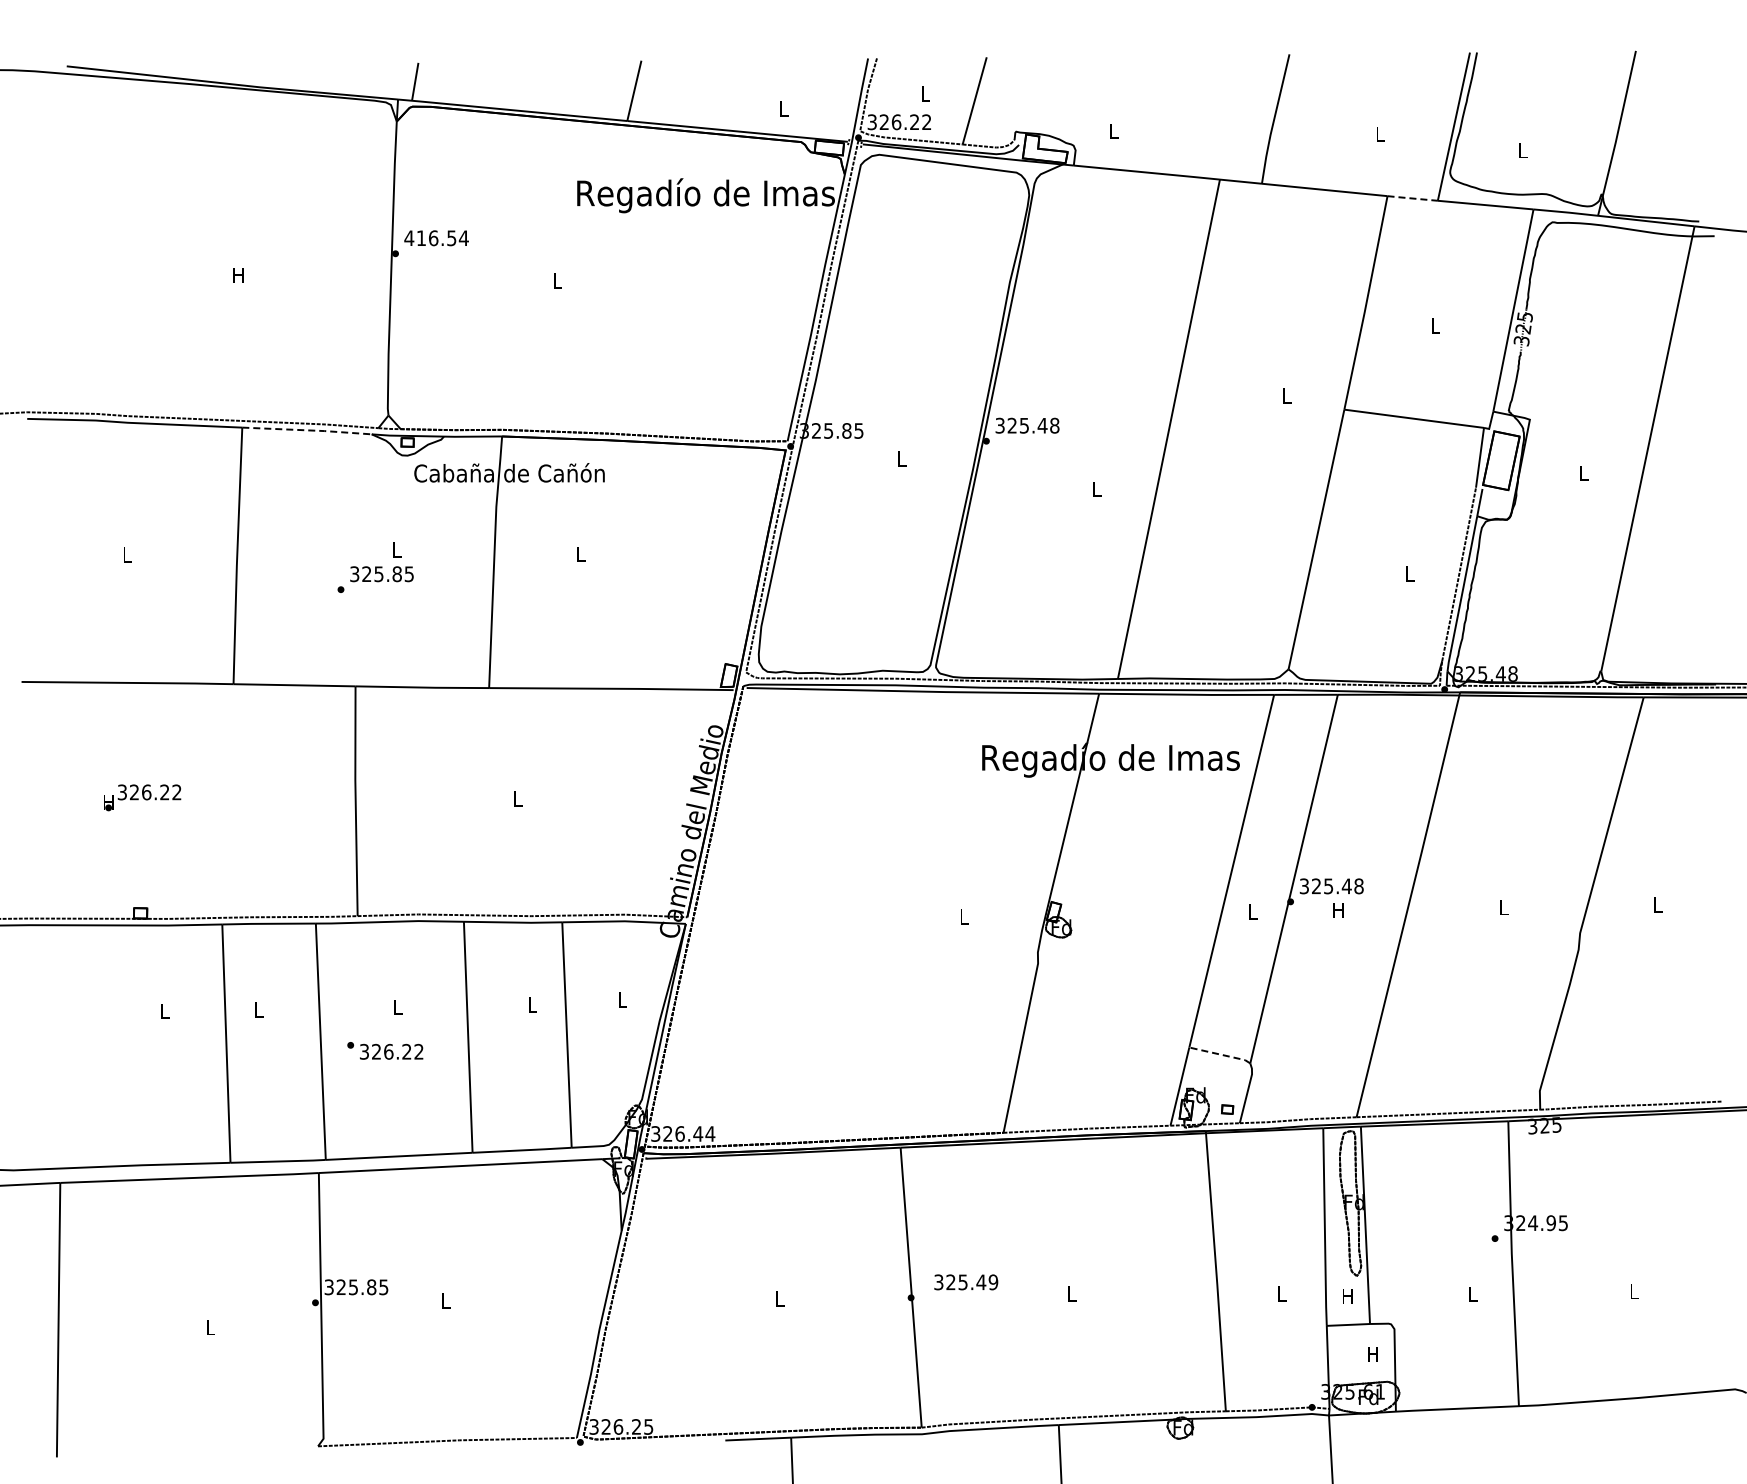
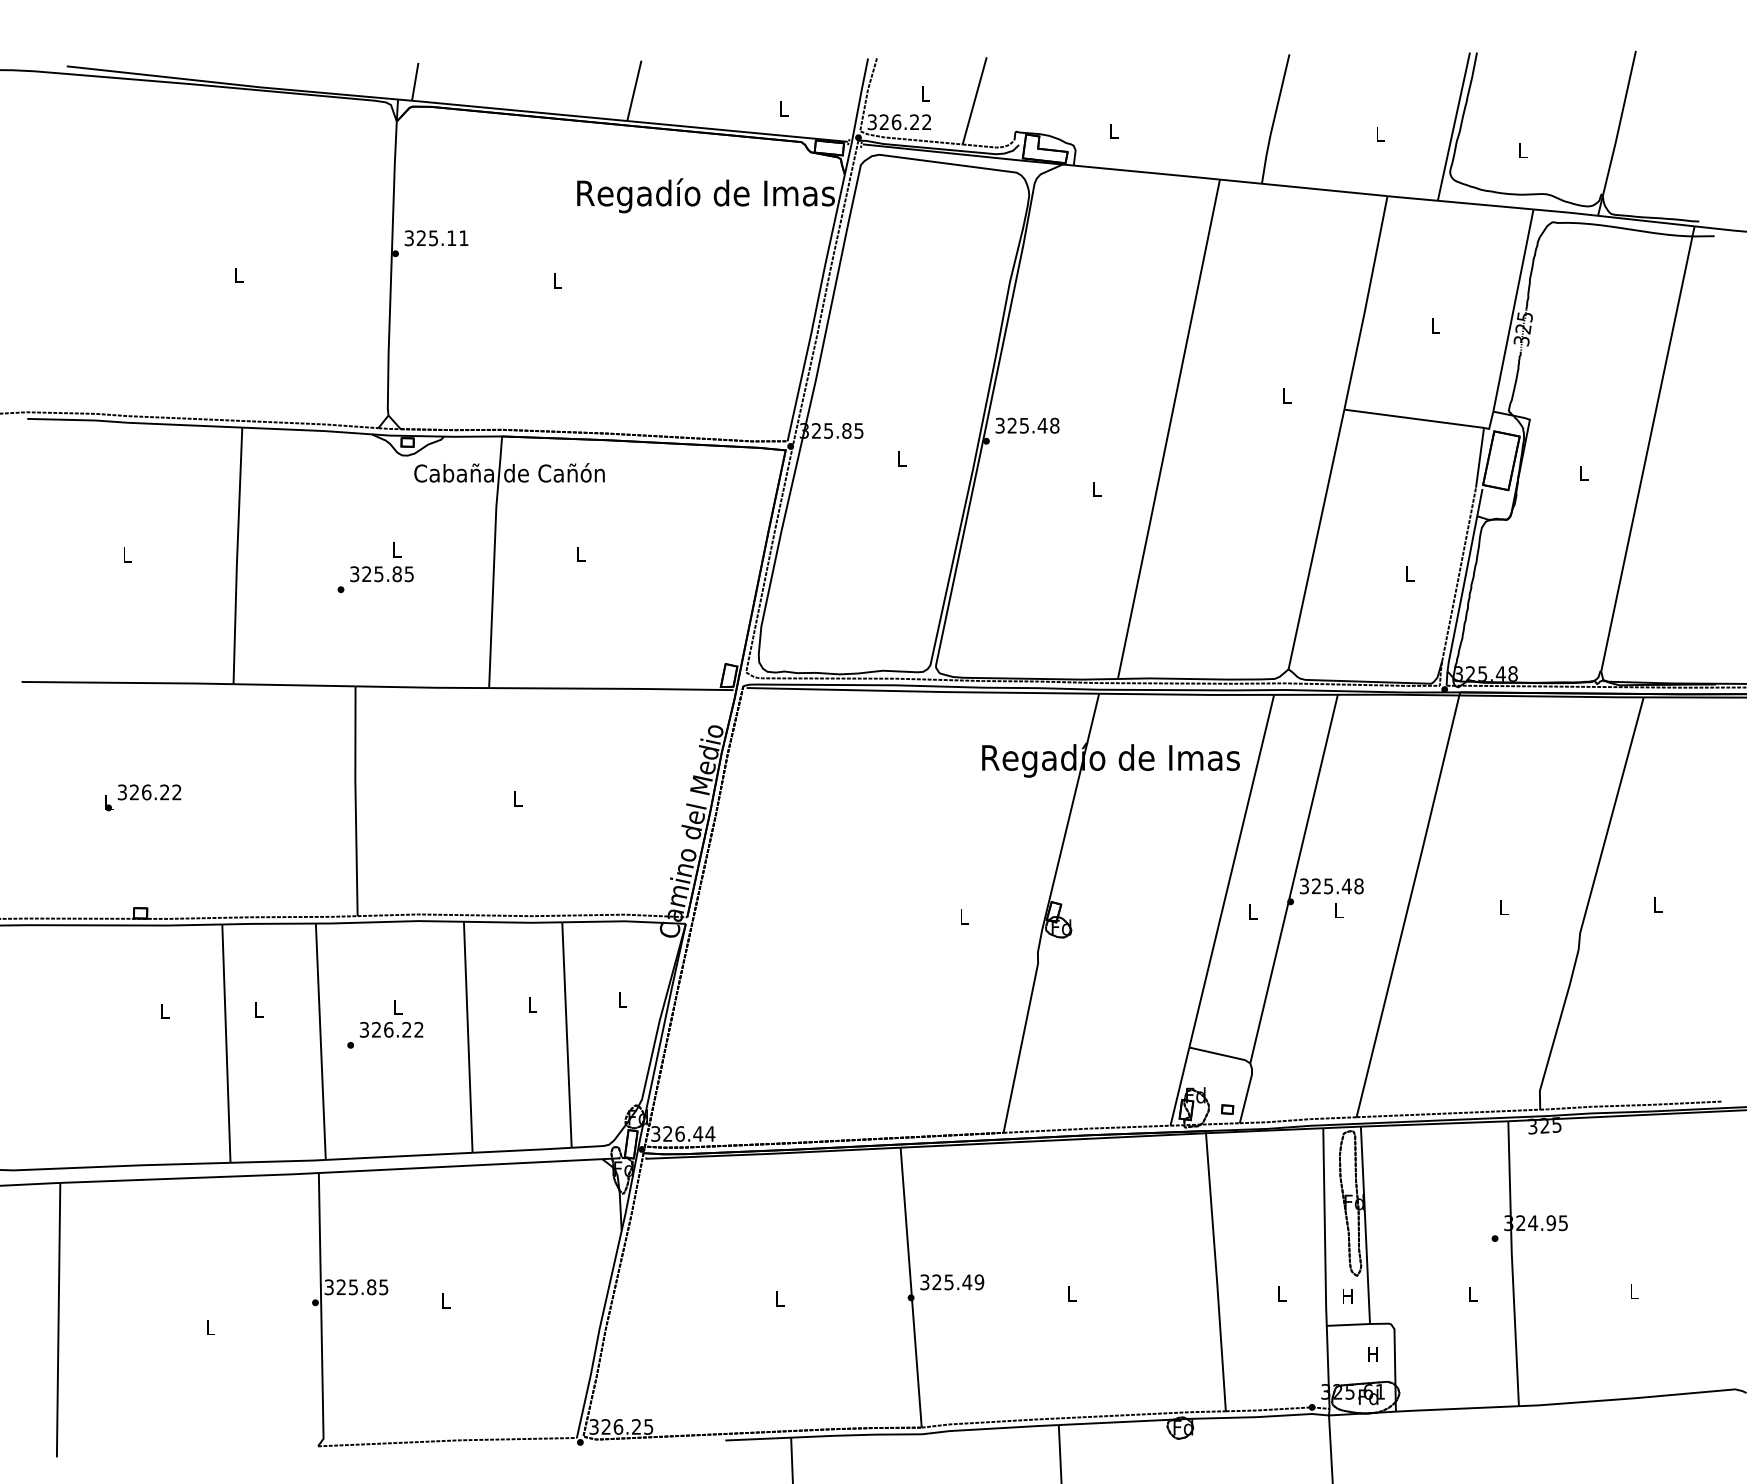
line: dashed -> solid (1412, 198)
text: 416.54 -> 325.11 (436, 238)
text: H -> L (238, 275)
line: dashed -> solid (307, 430)
text: H -> L (108, 802)
text: H -> L (1338, 910)
text position: (391, 1051) -> (391, 1029) (391, 1029)
line: dashed -> solid (1221, 1054)
text position: (966, 1282) -> (952, 1282) (952, 1282)
